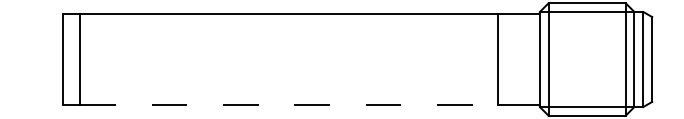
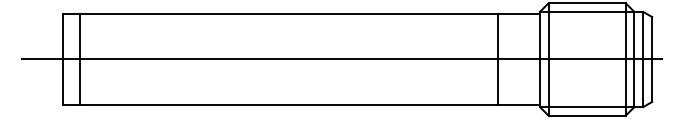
line: none -> present (341, 59)
line: dashed -> solid (289, 104)
